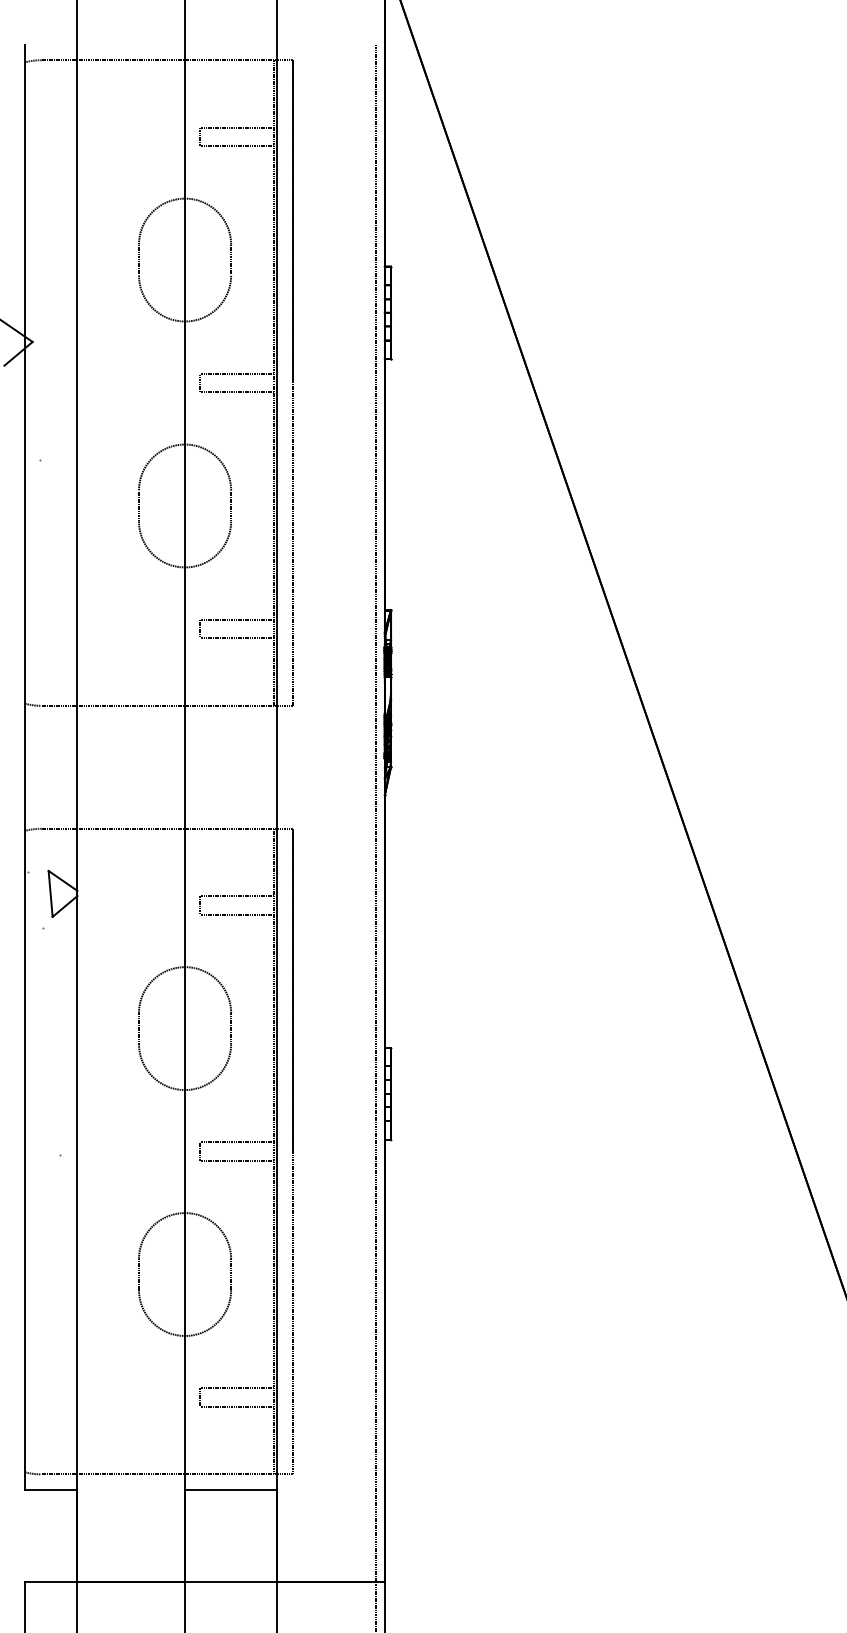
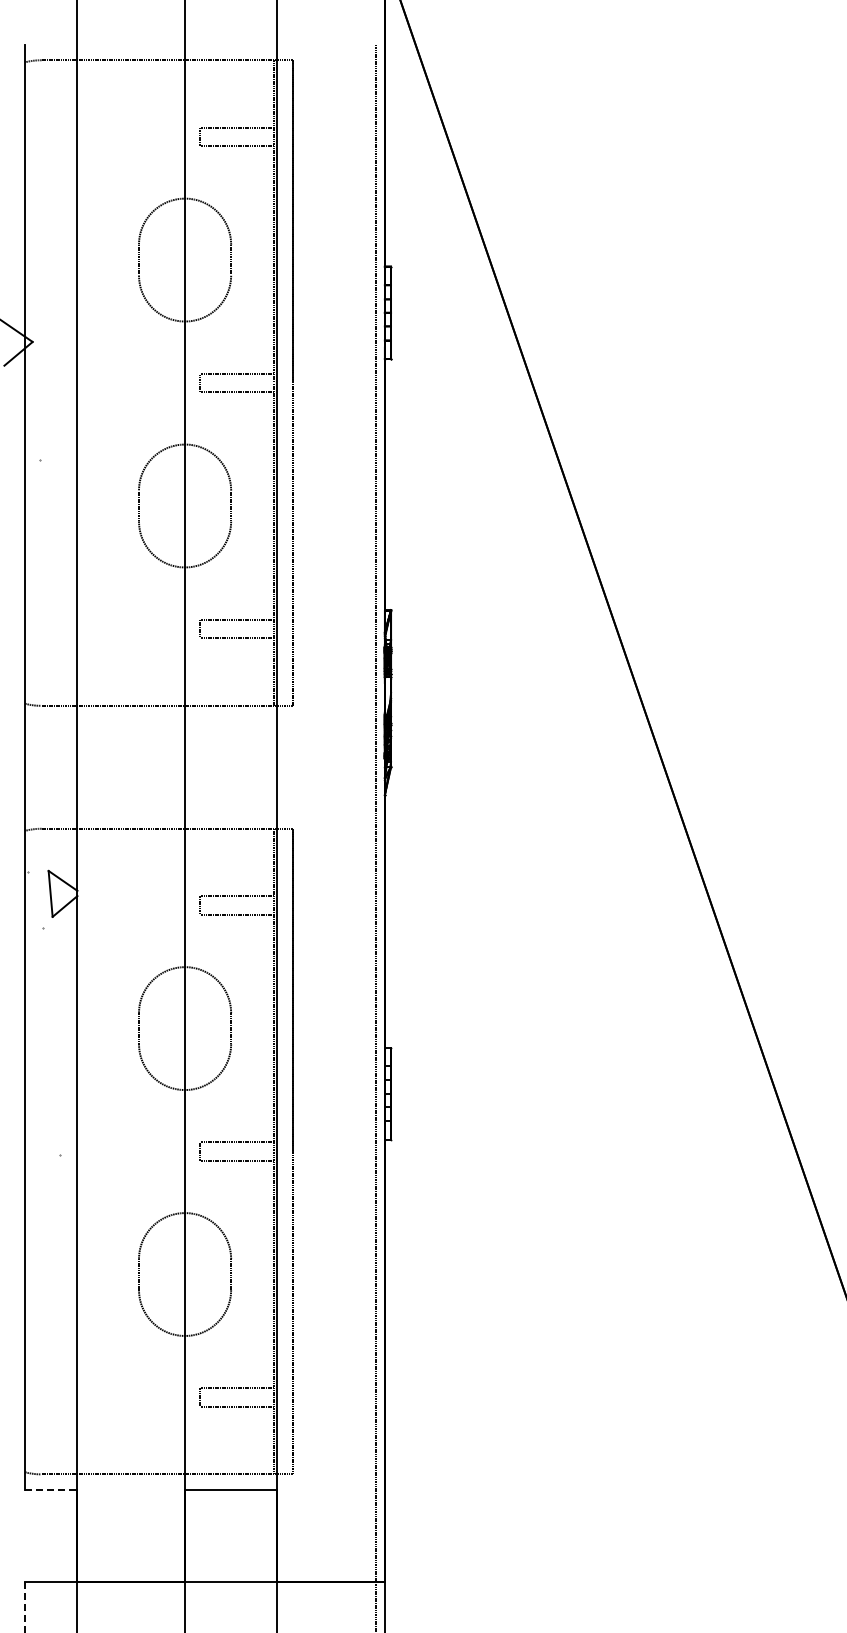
line: solid -> dashed (51, 1489)
line: solid -> dashed (25, 1607)
